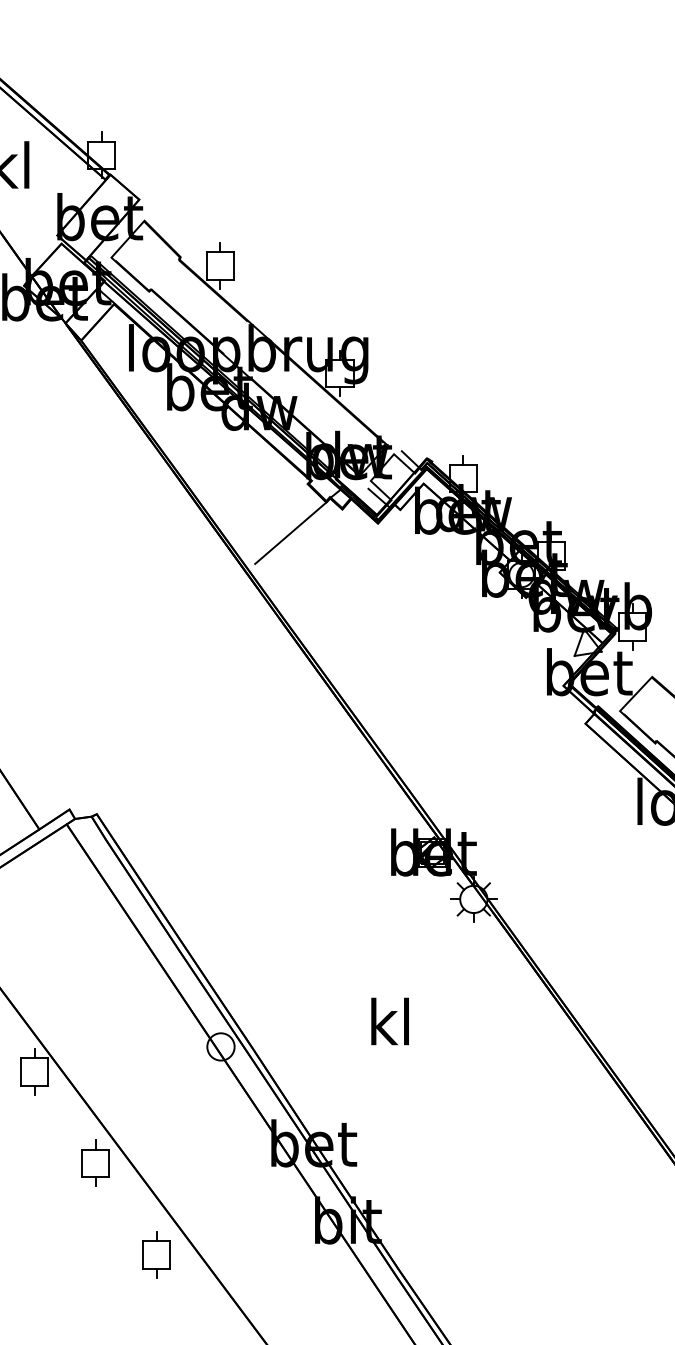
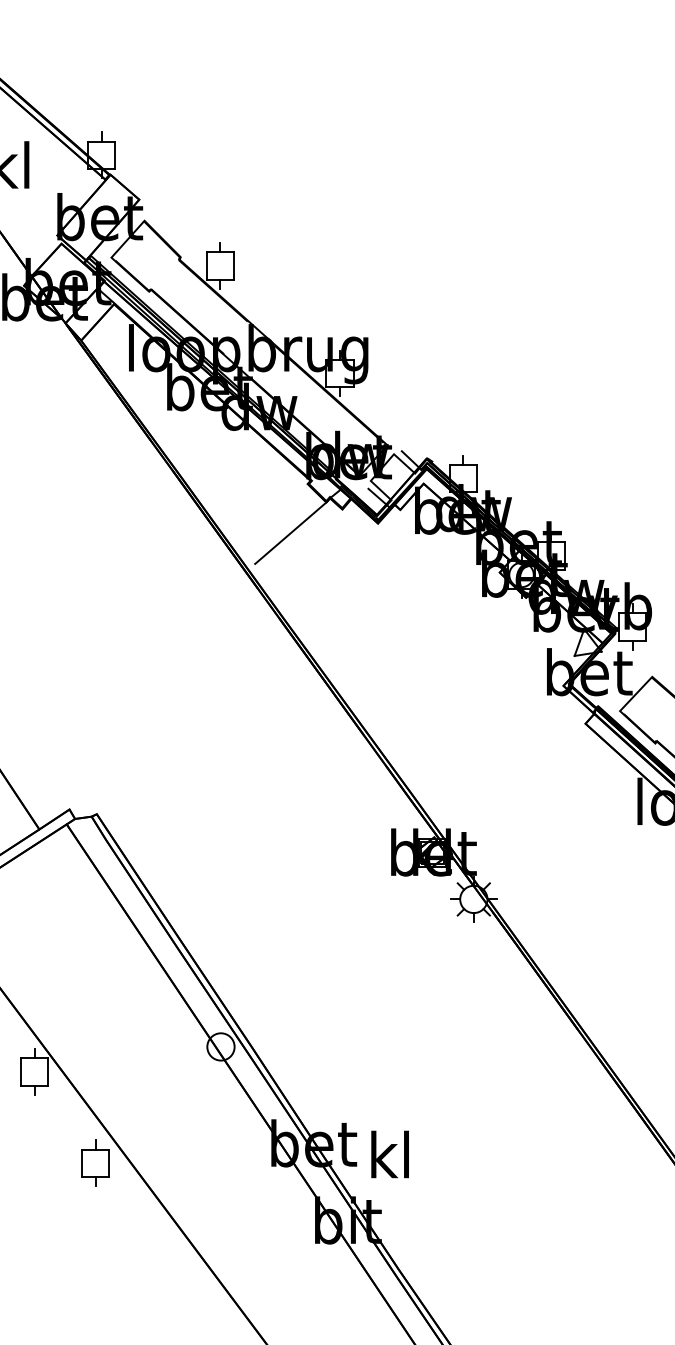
text position: (389, 1021) -> (389, 1154) (389, 1154)
part: present -> none (156, 1254)
